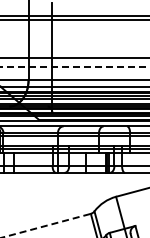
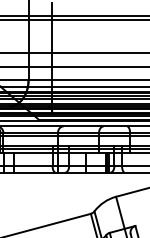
line position: (74, 58) -> (74, 53) (74, 53)
line: dashed -> solid (74, 66)
line: dashed -> solid (46, 225)
